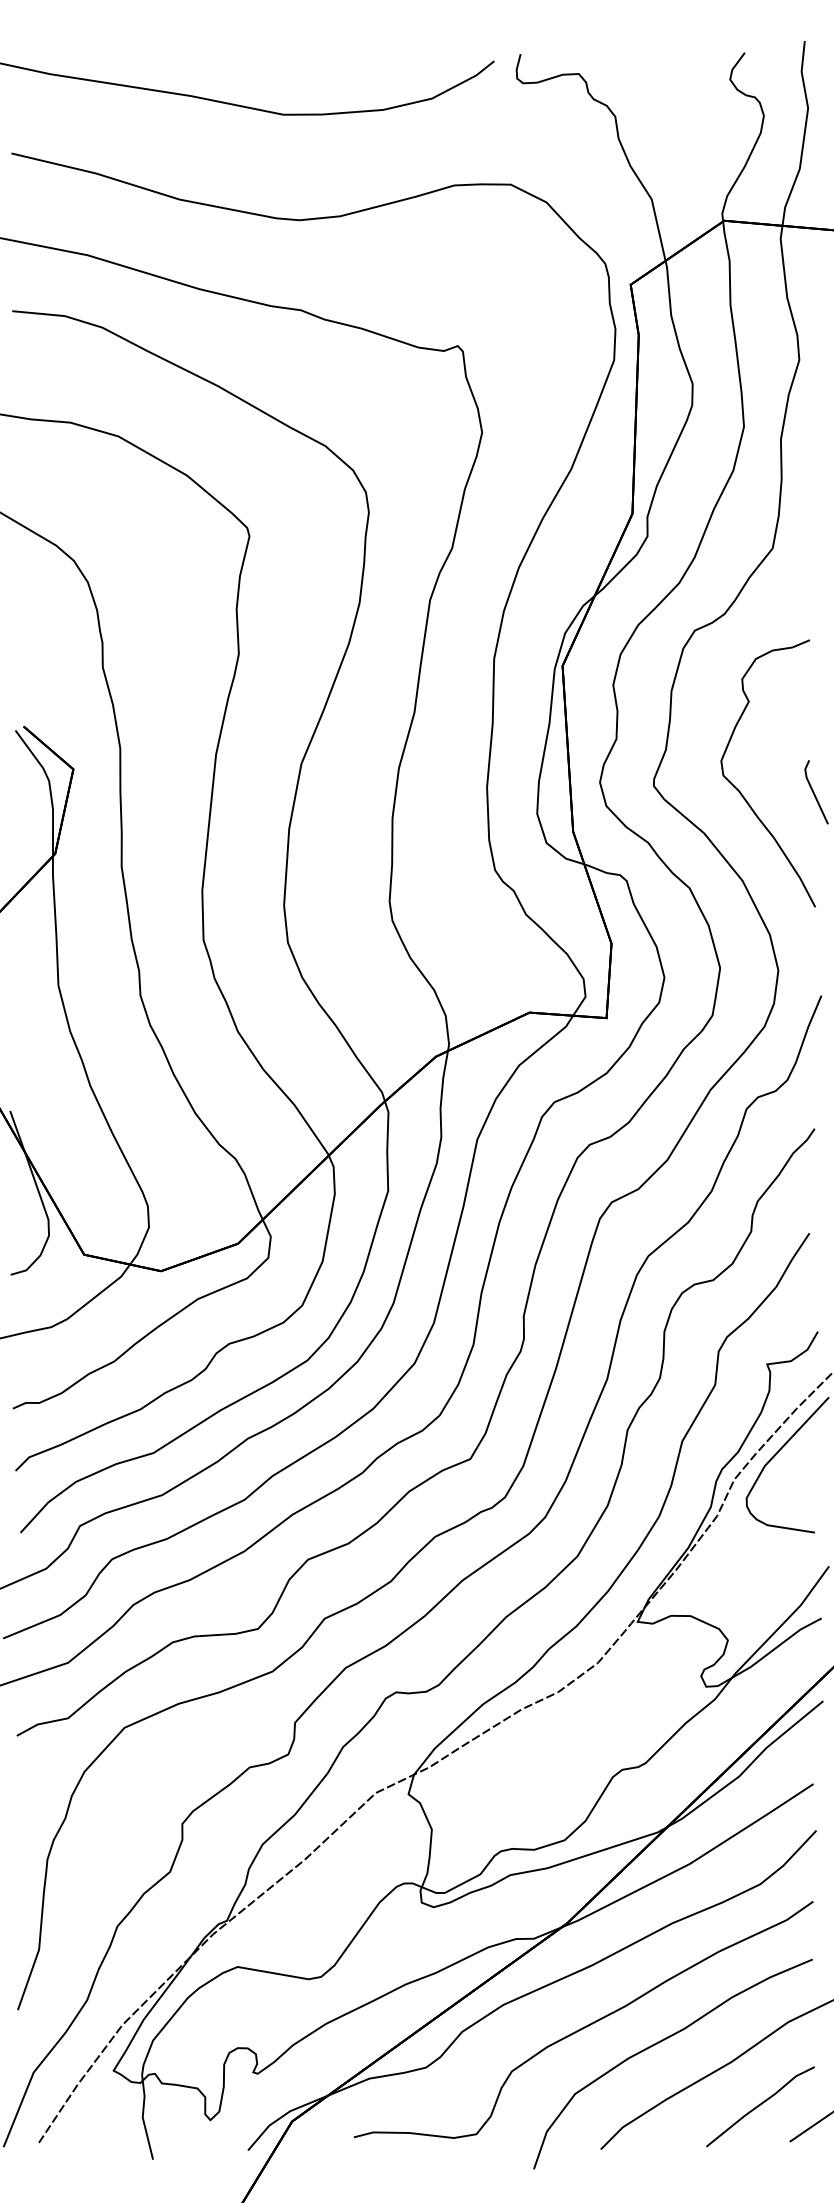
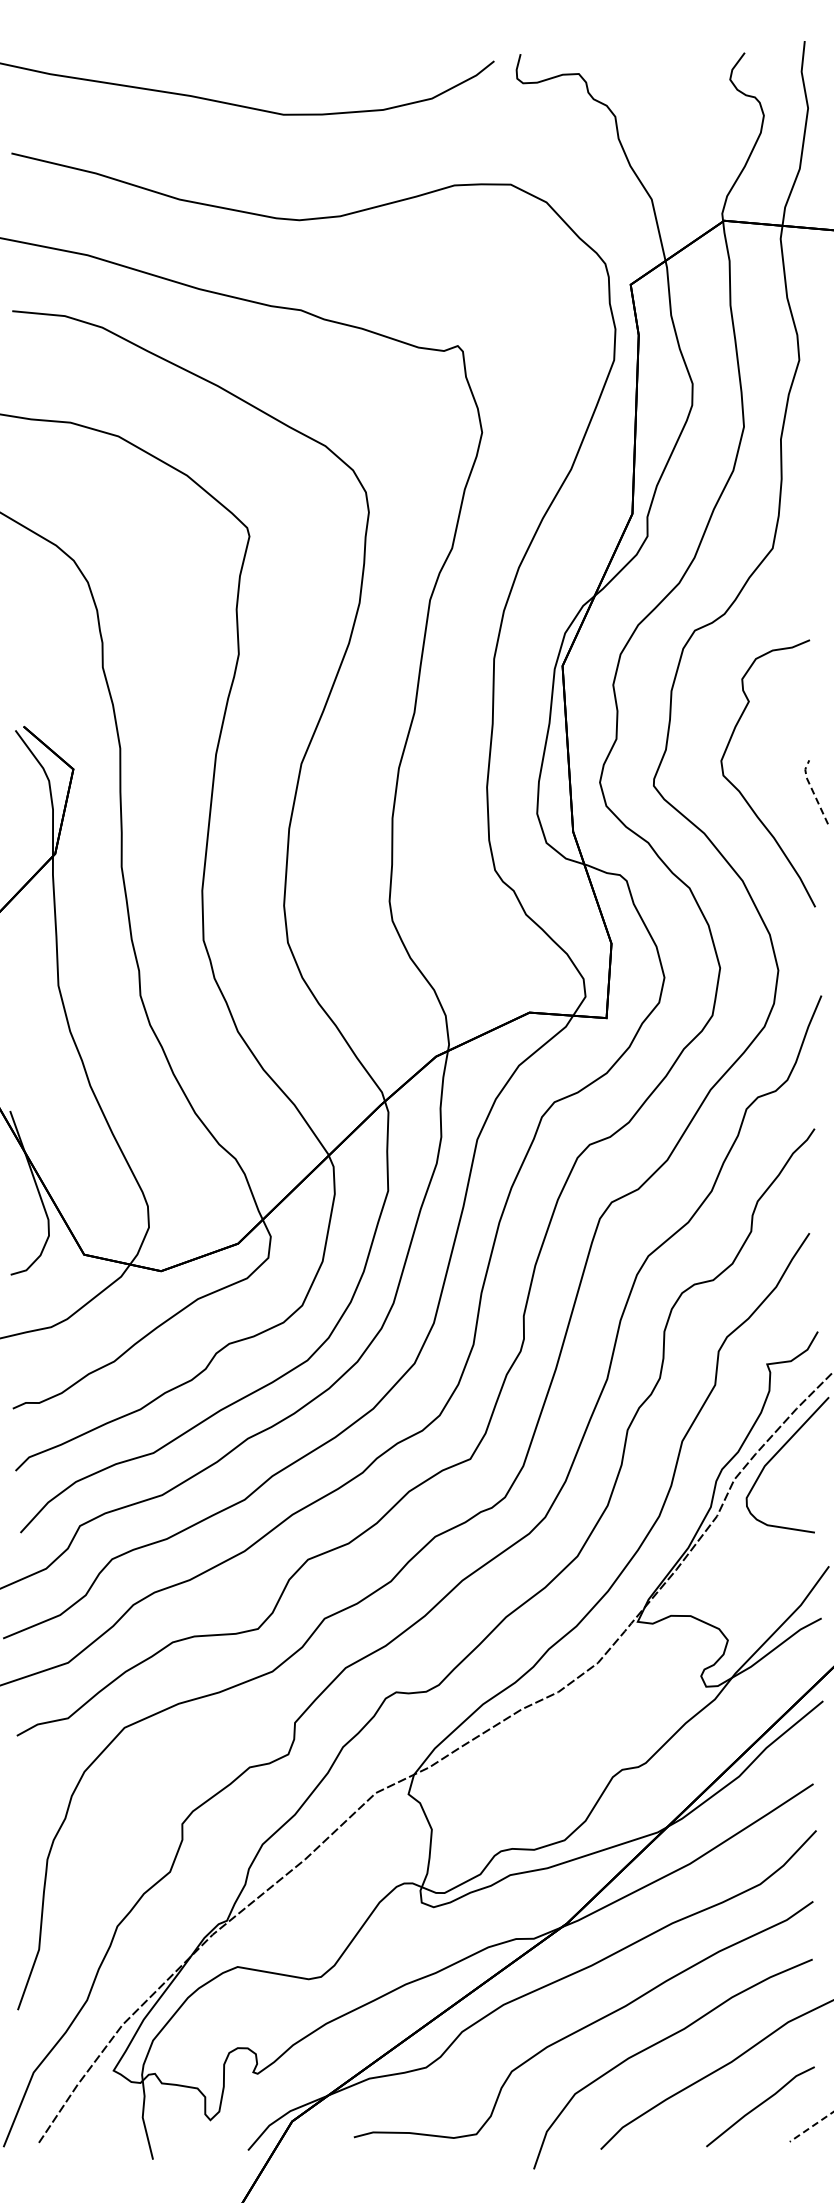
line: solid -> dashed (812, 791)
line: solid -> dashed (811, 2126)
